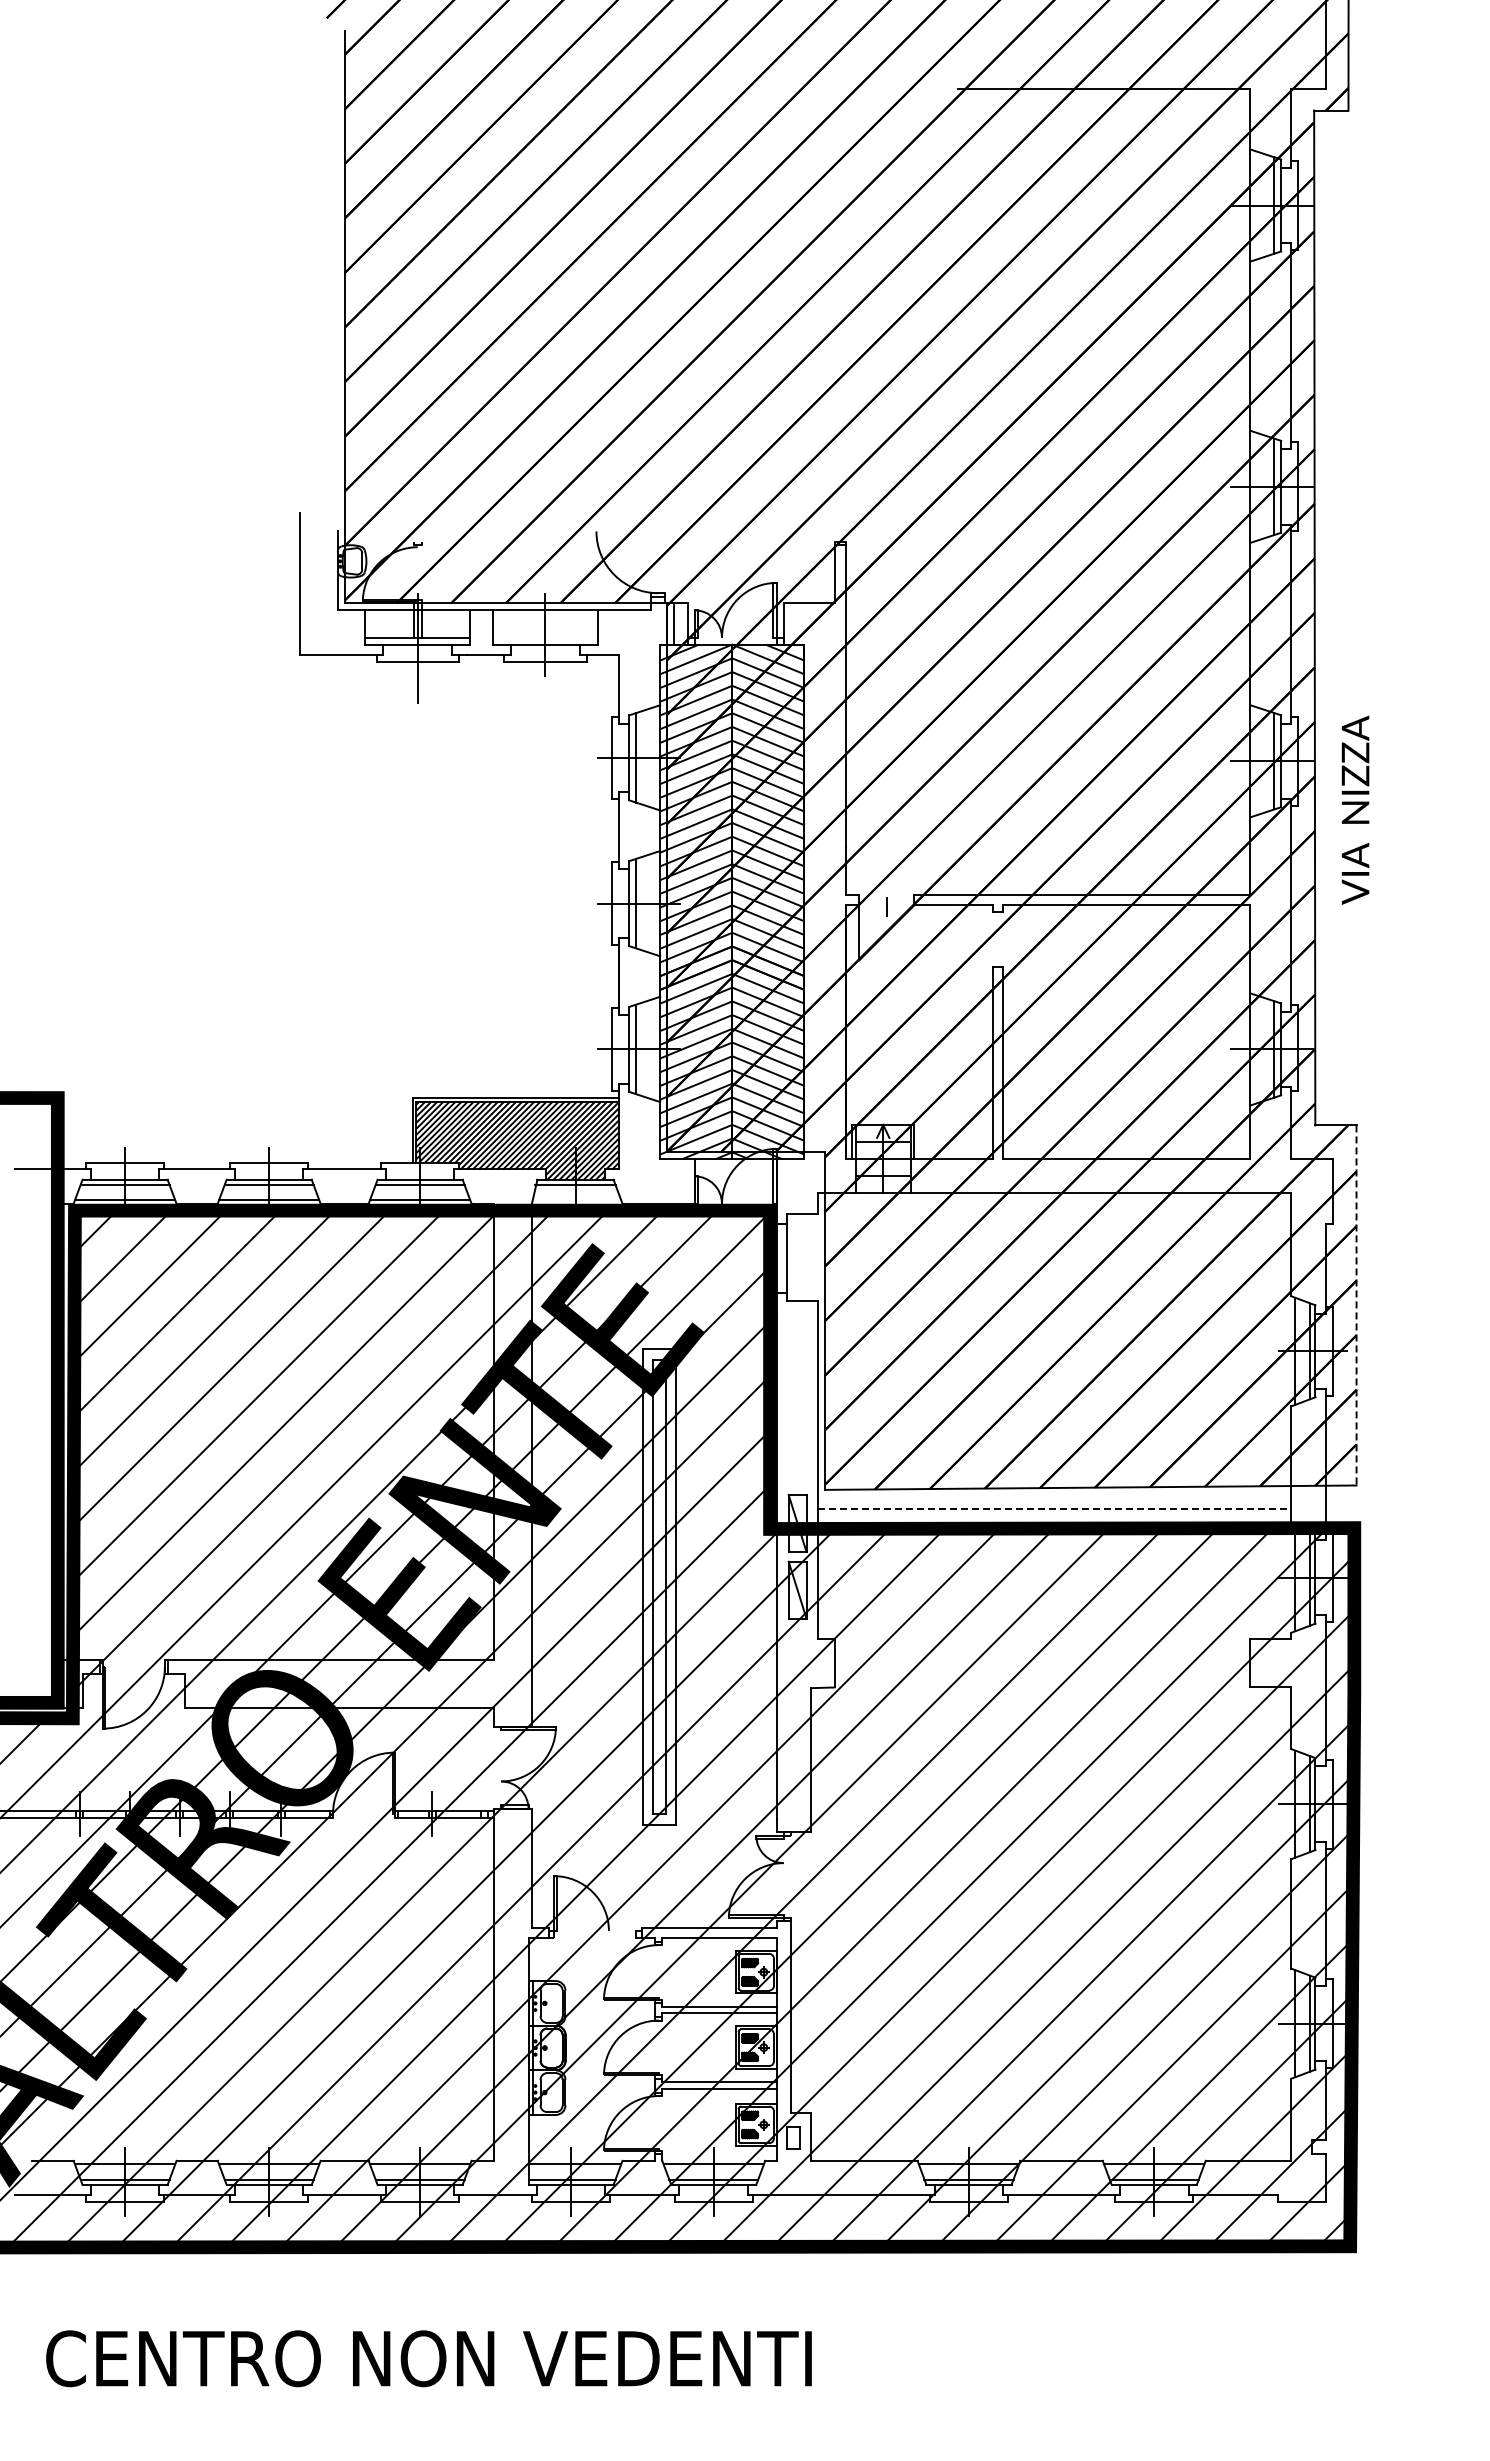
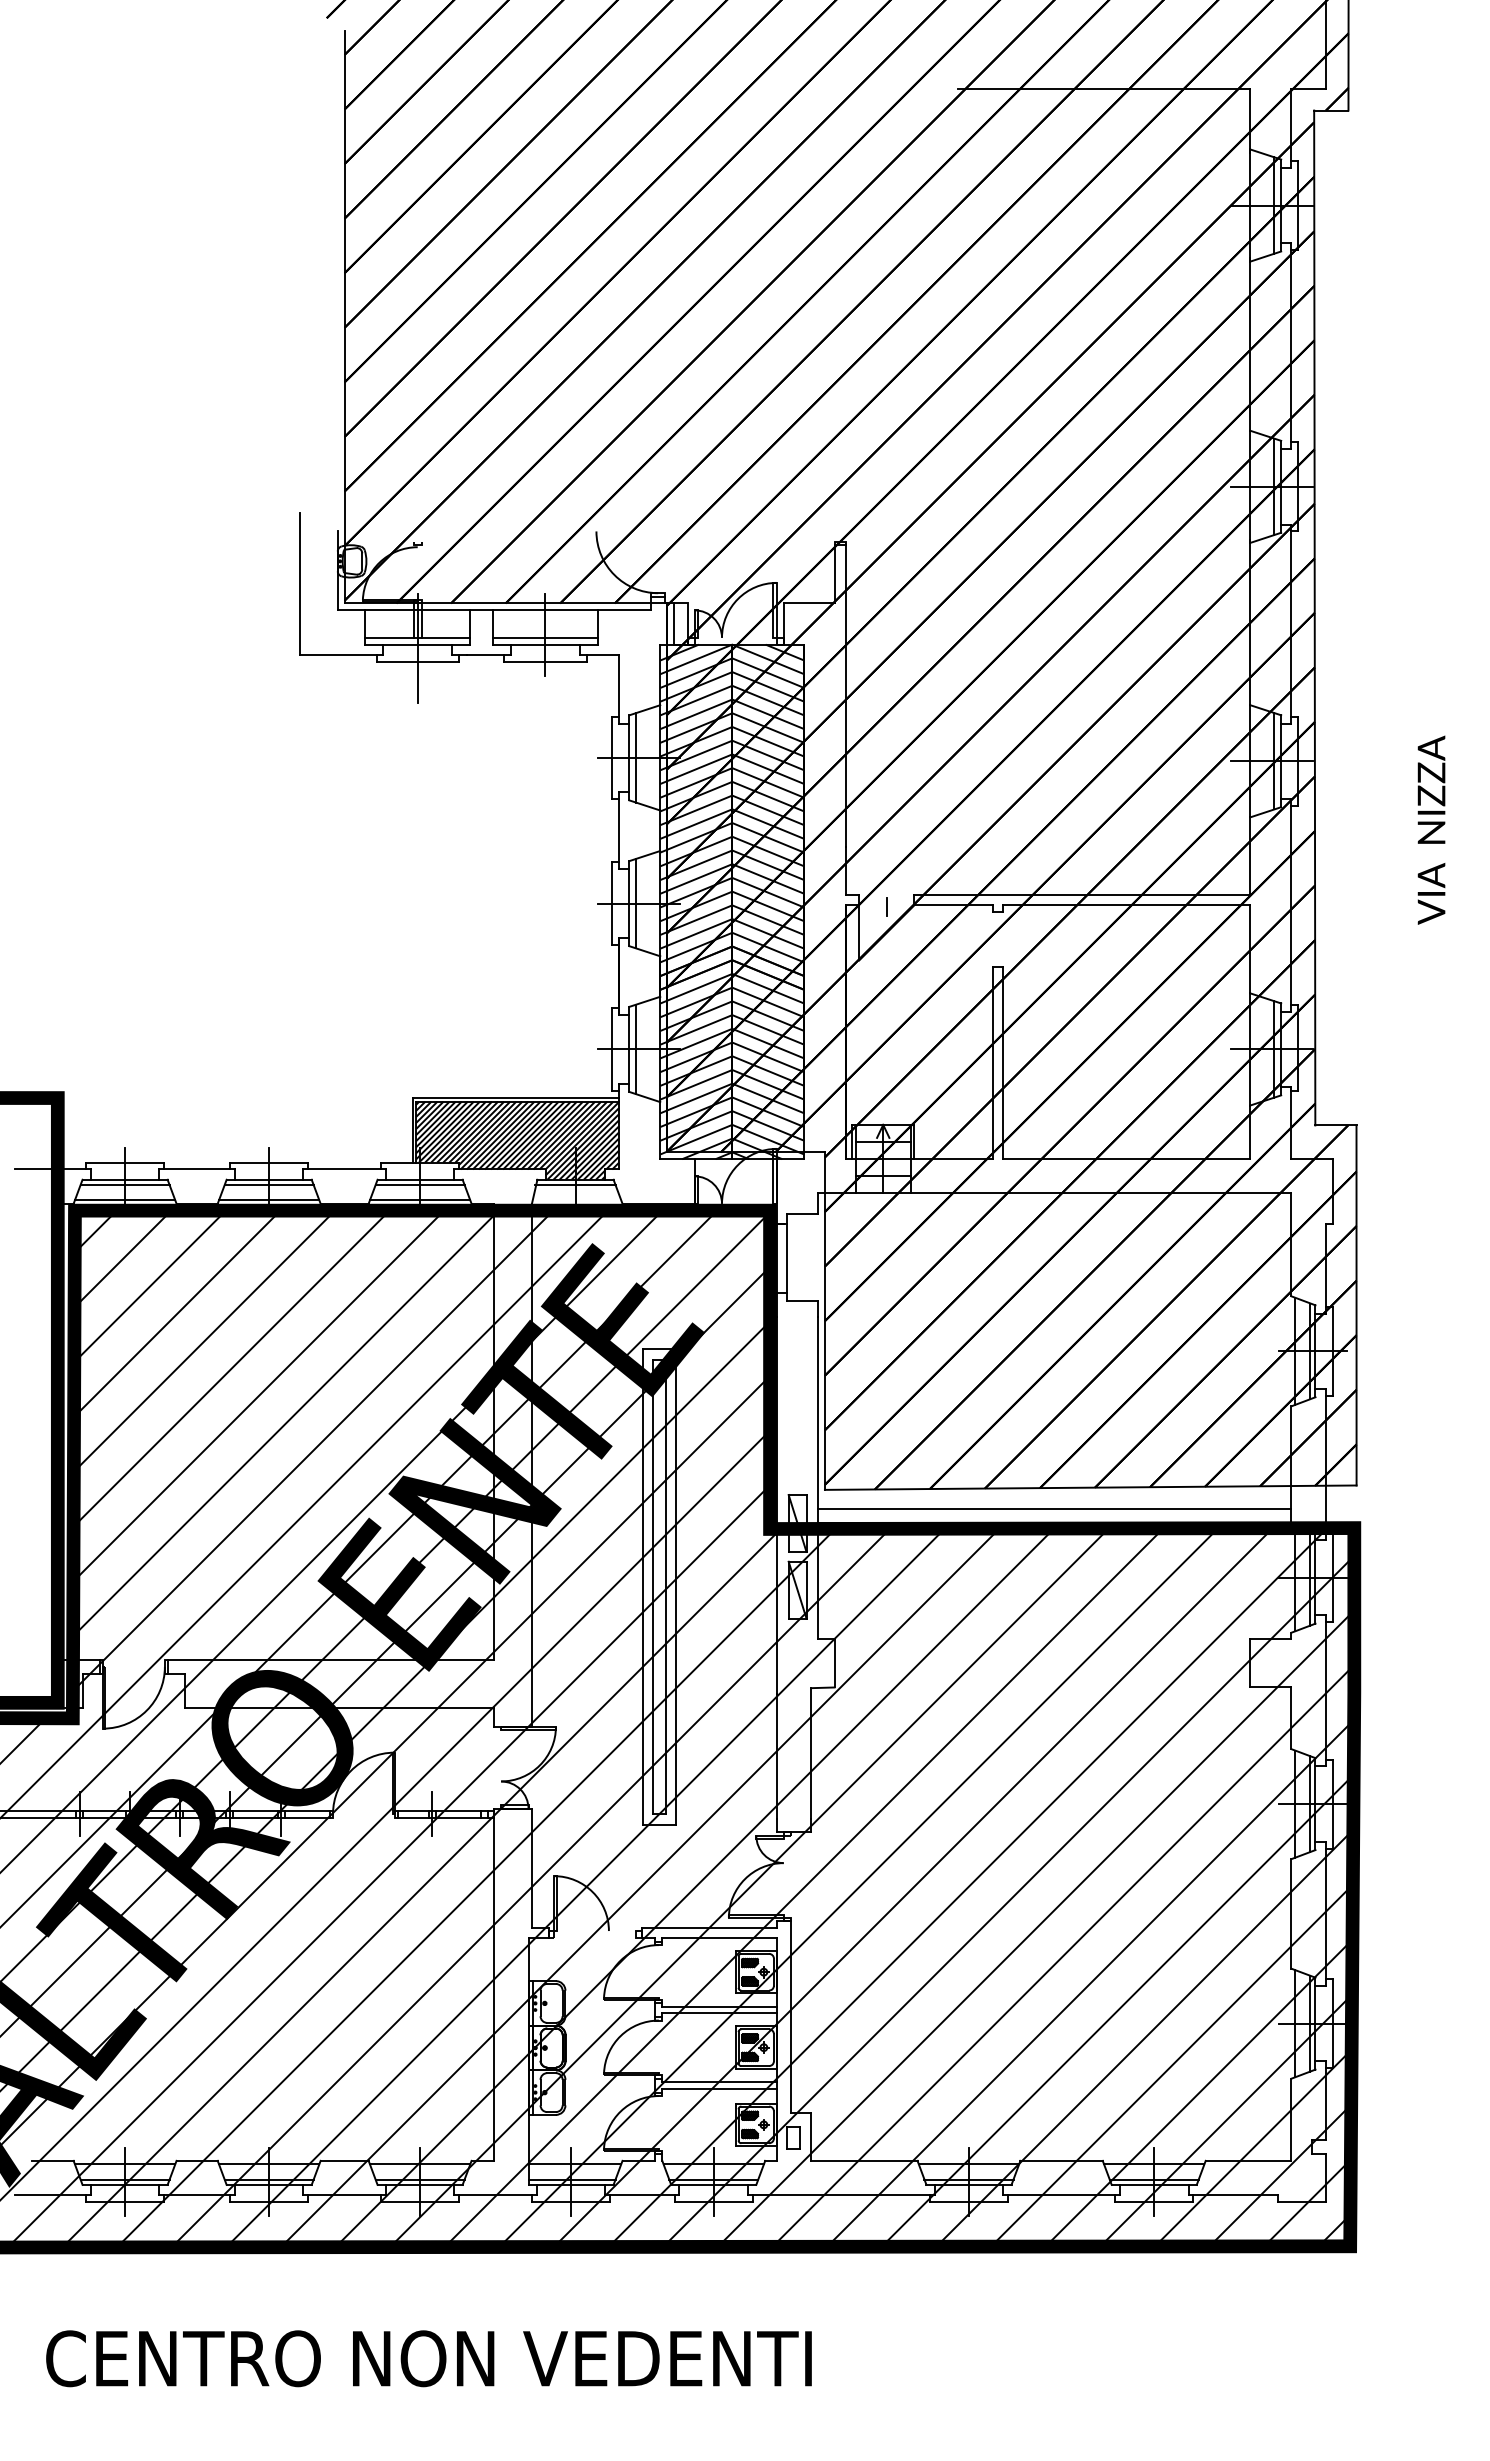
line: none -> present (544, 637)
text position: (1355, 809) -> (1431, 829) (1431, 829)
line: dashed -> solid (1356, 1305)
line: dashed -> solid (1054, 1509)
